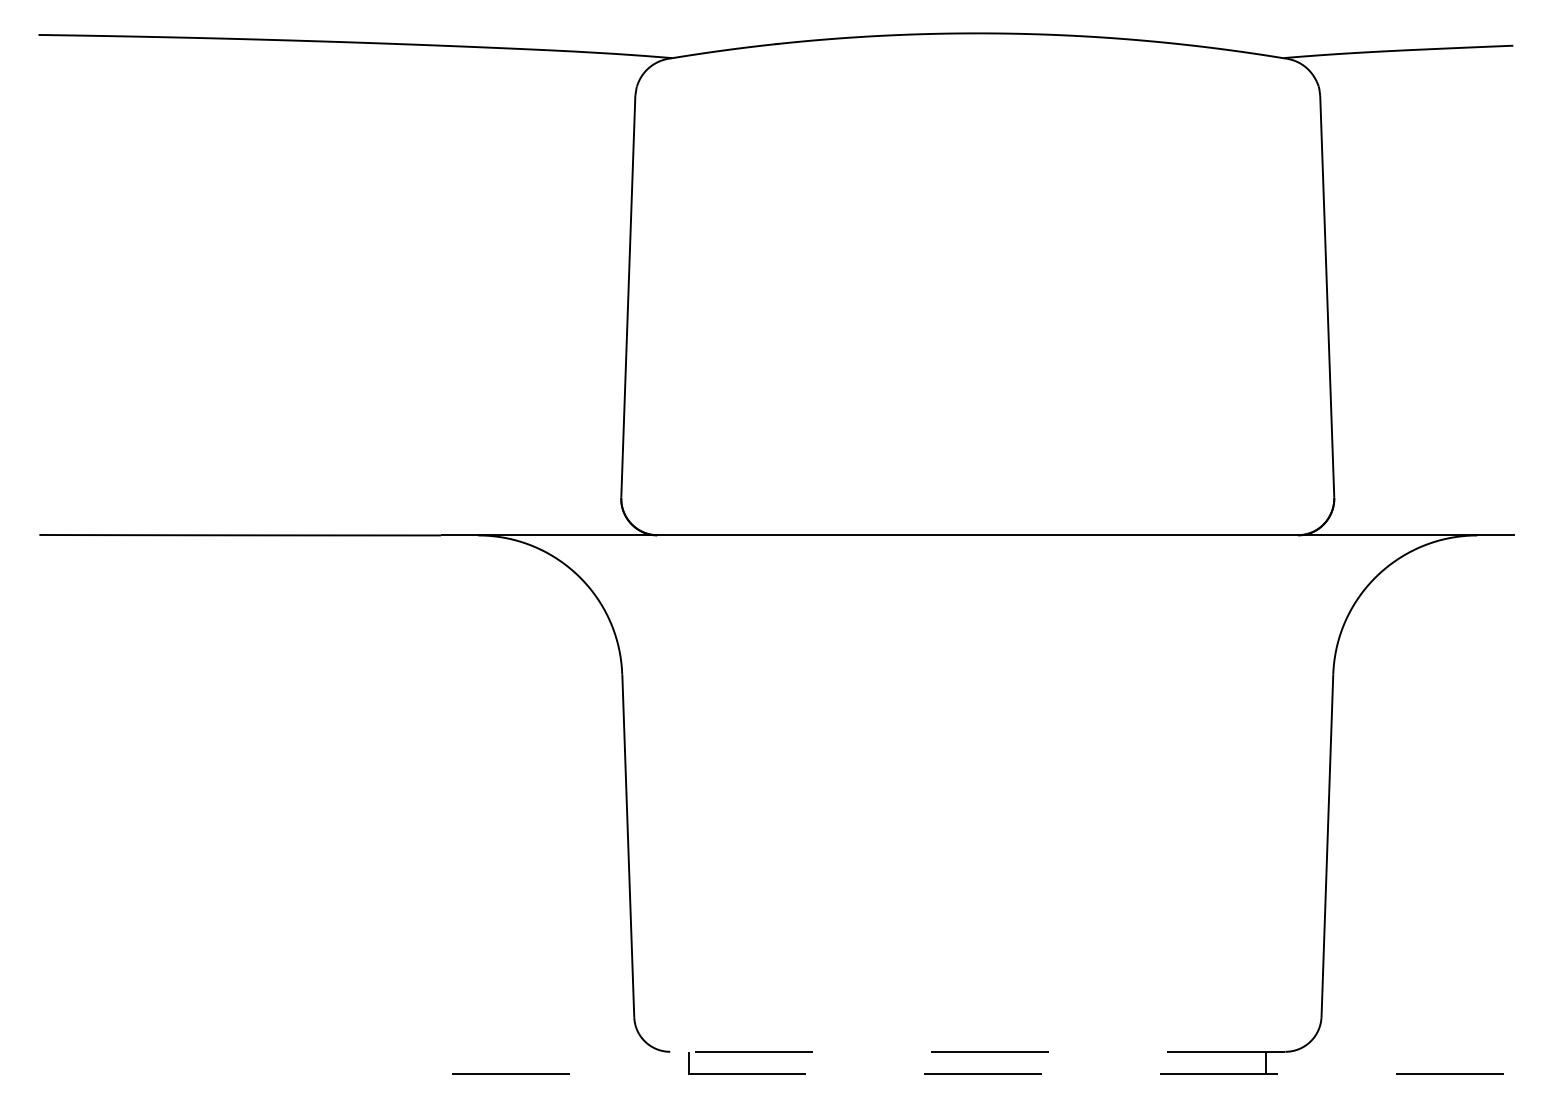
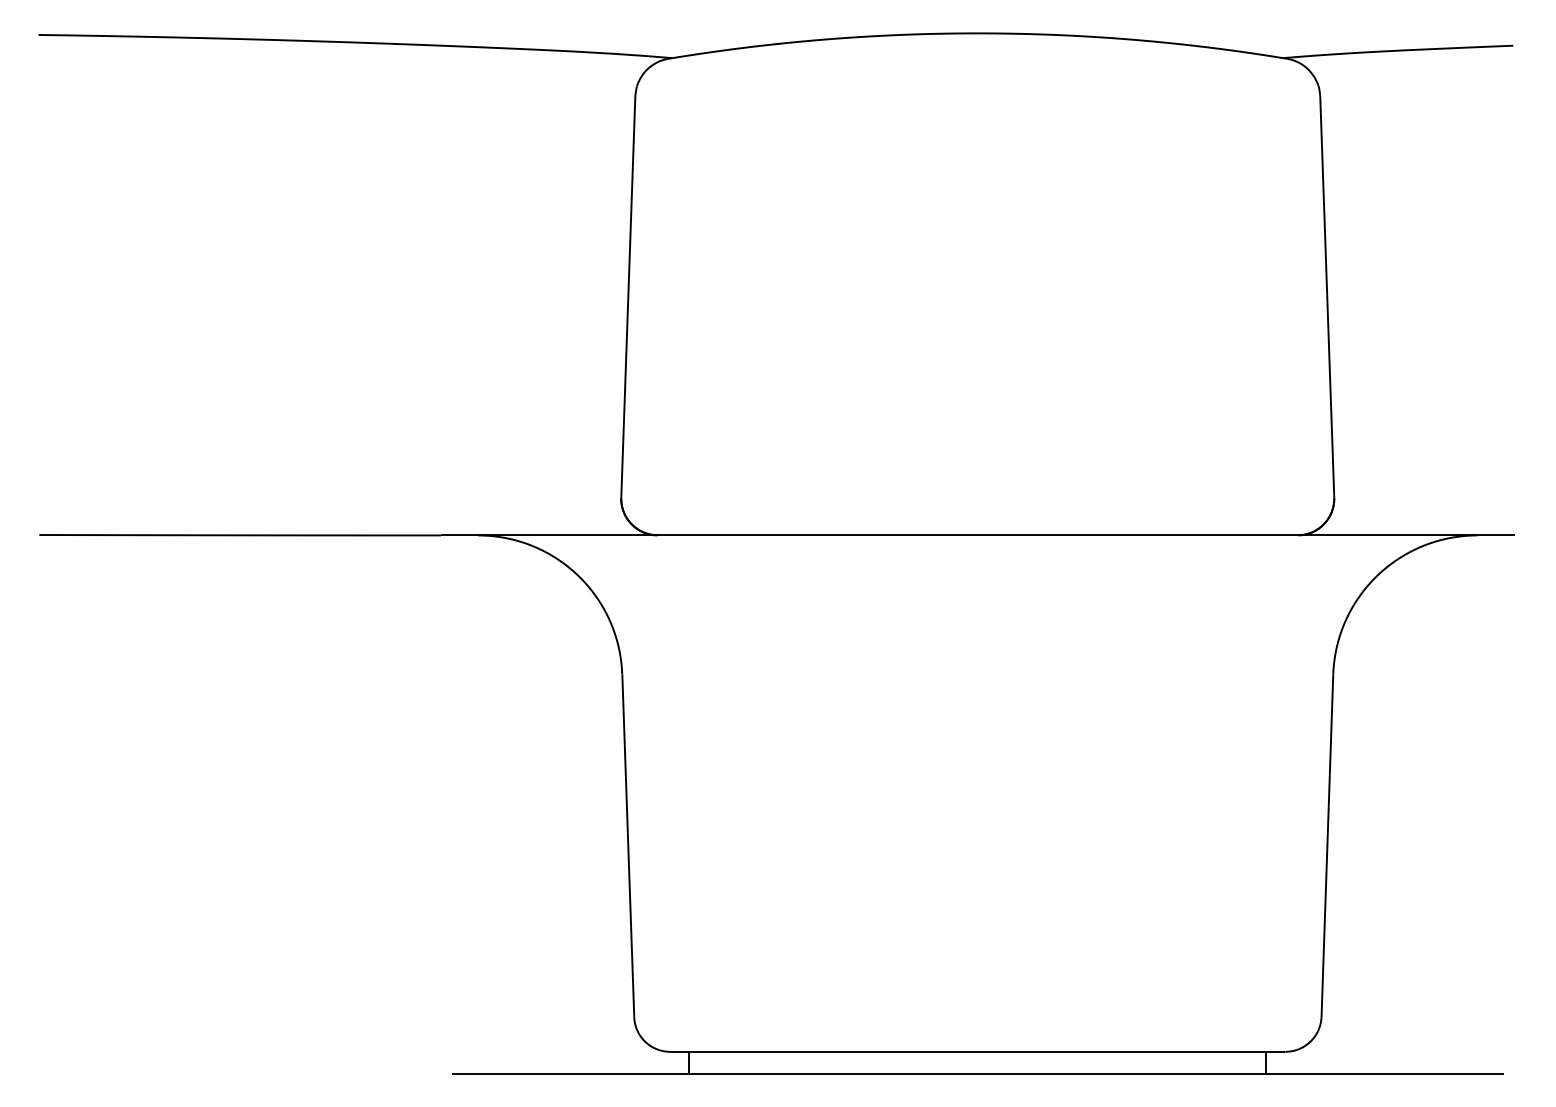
line: dashed -> solid (977, 1051)
line: dashed -> solid (978, 1073)
